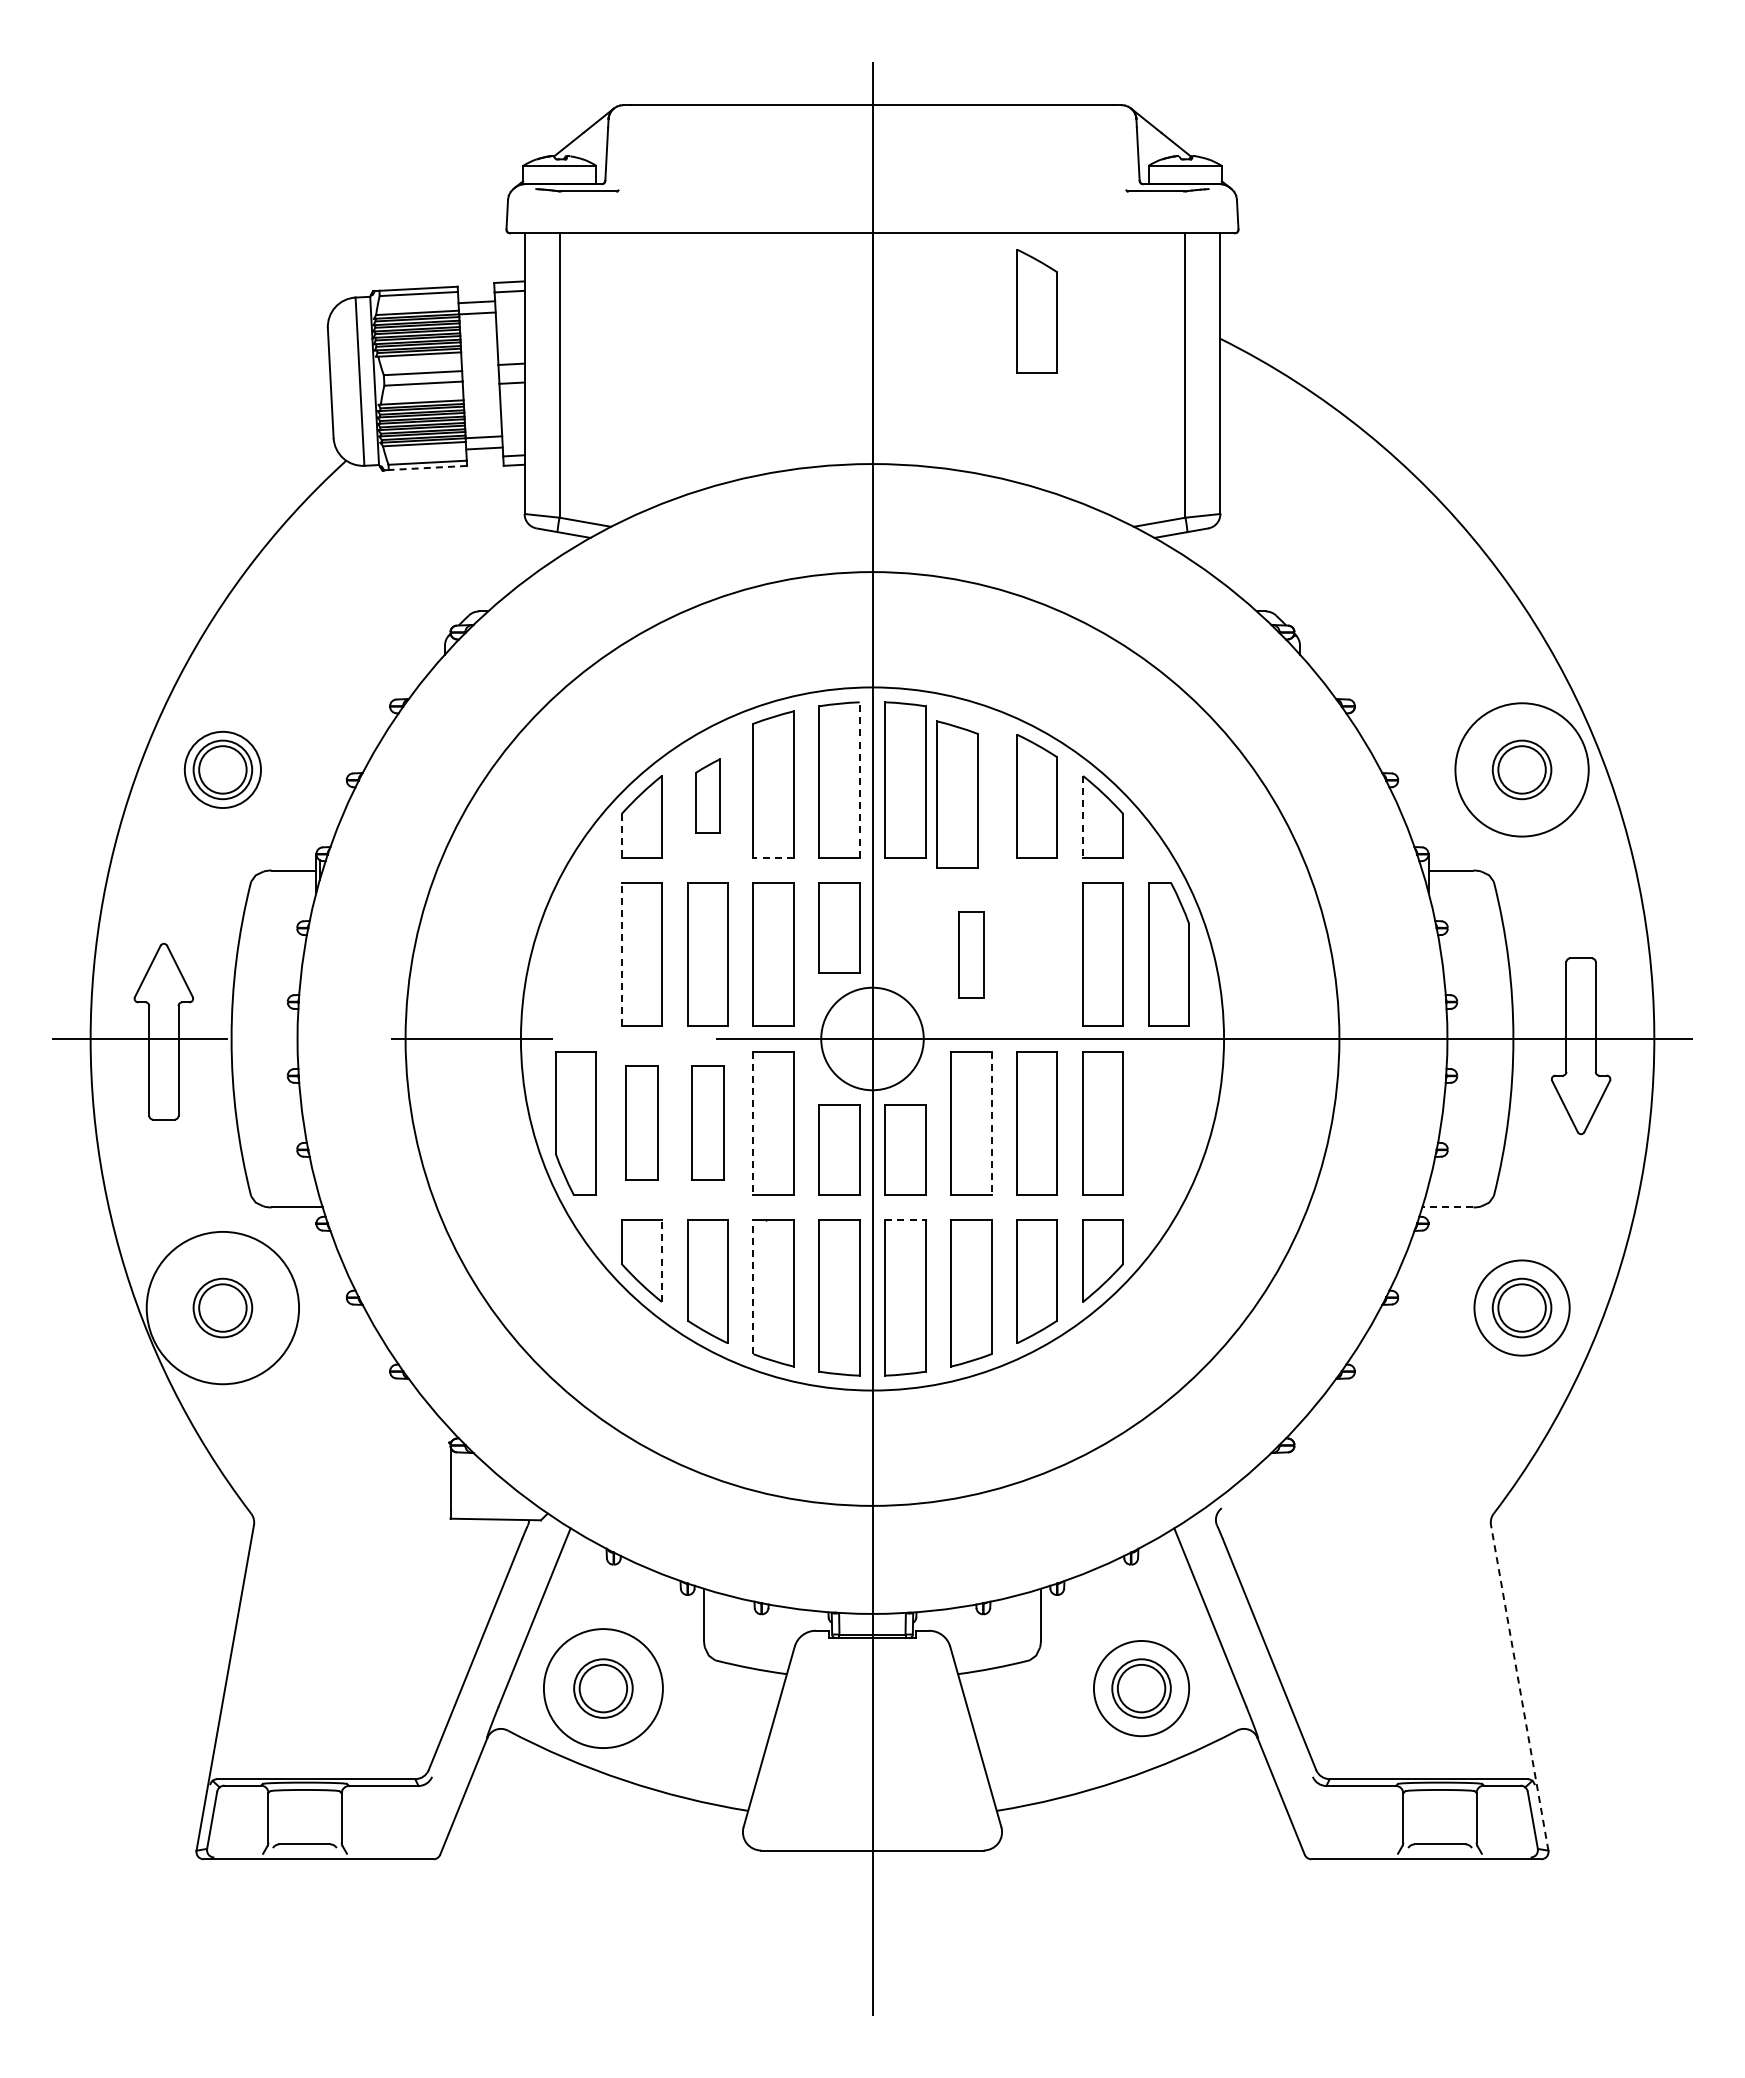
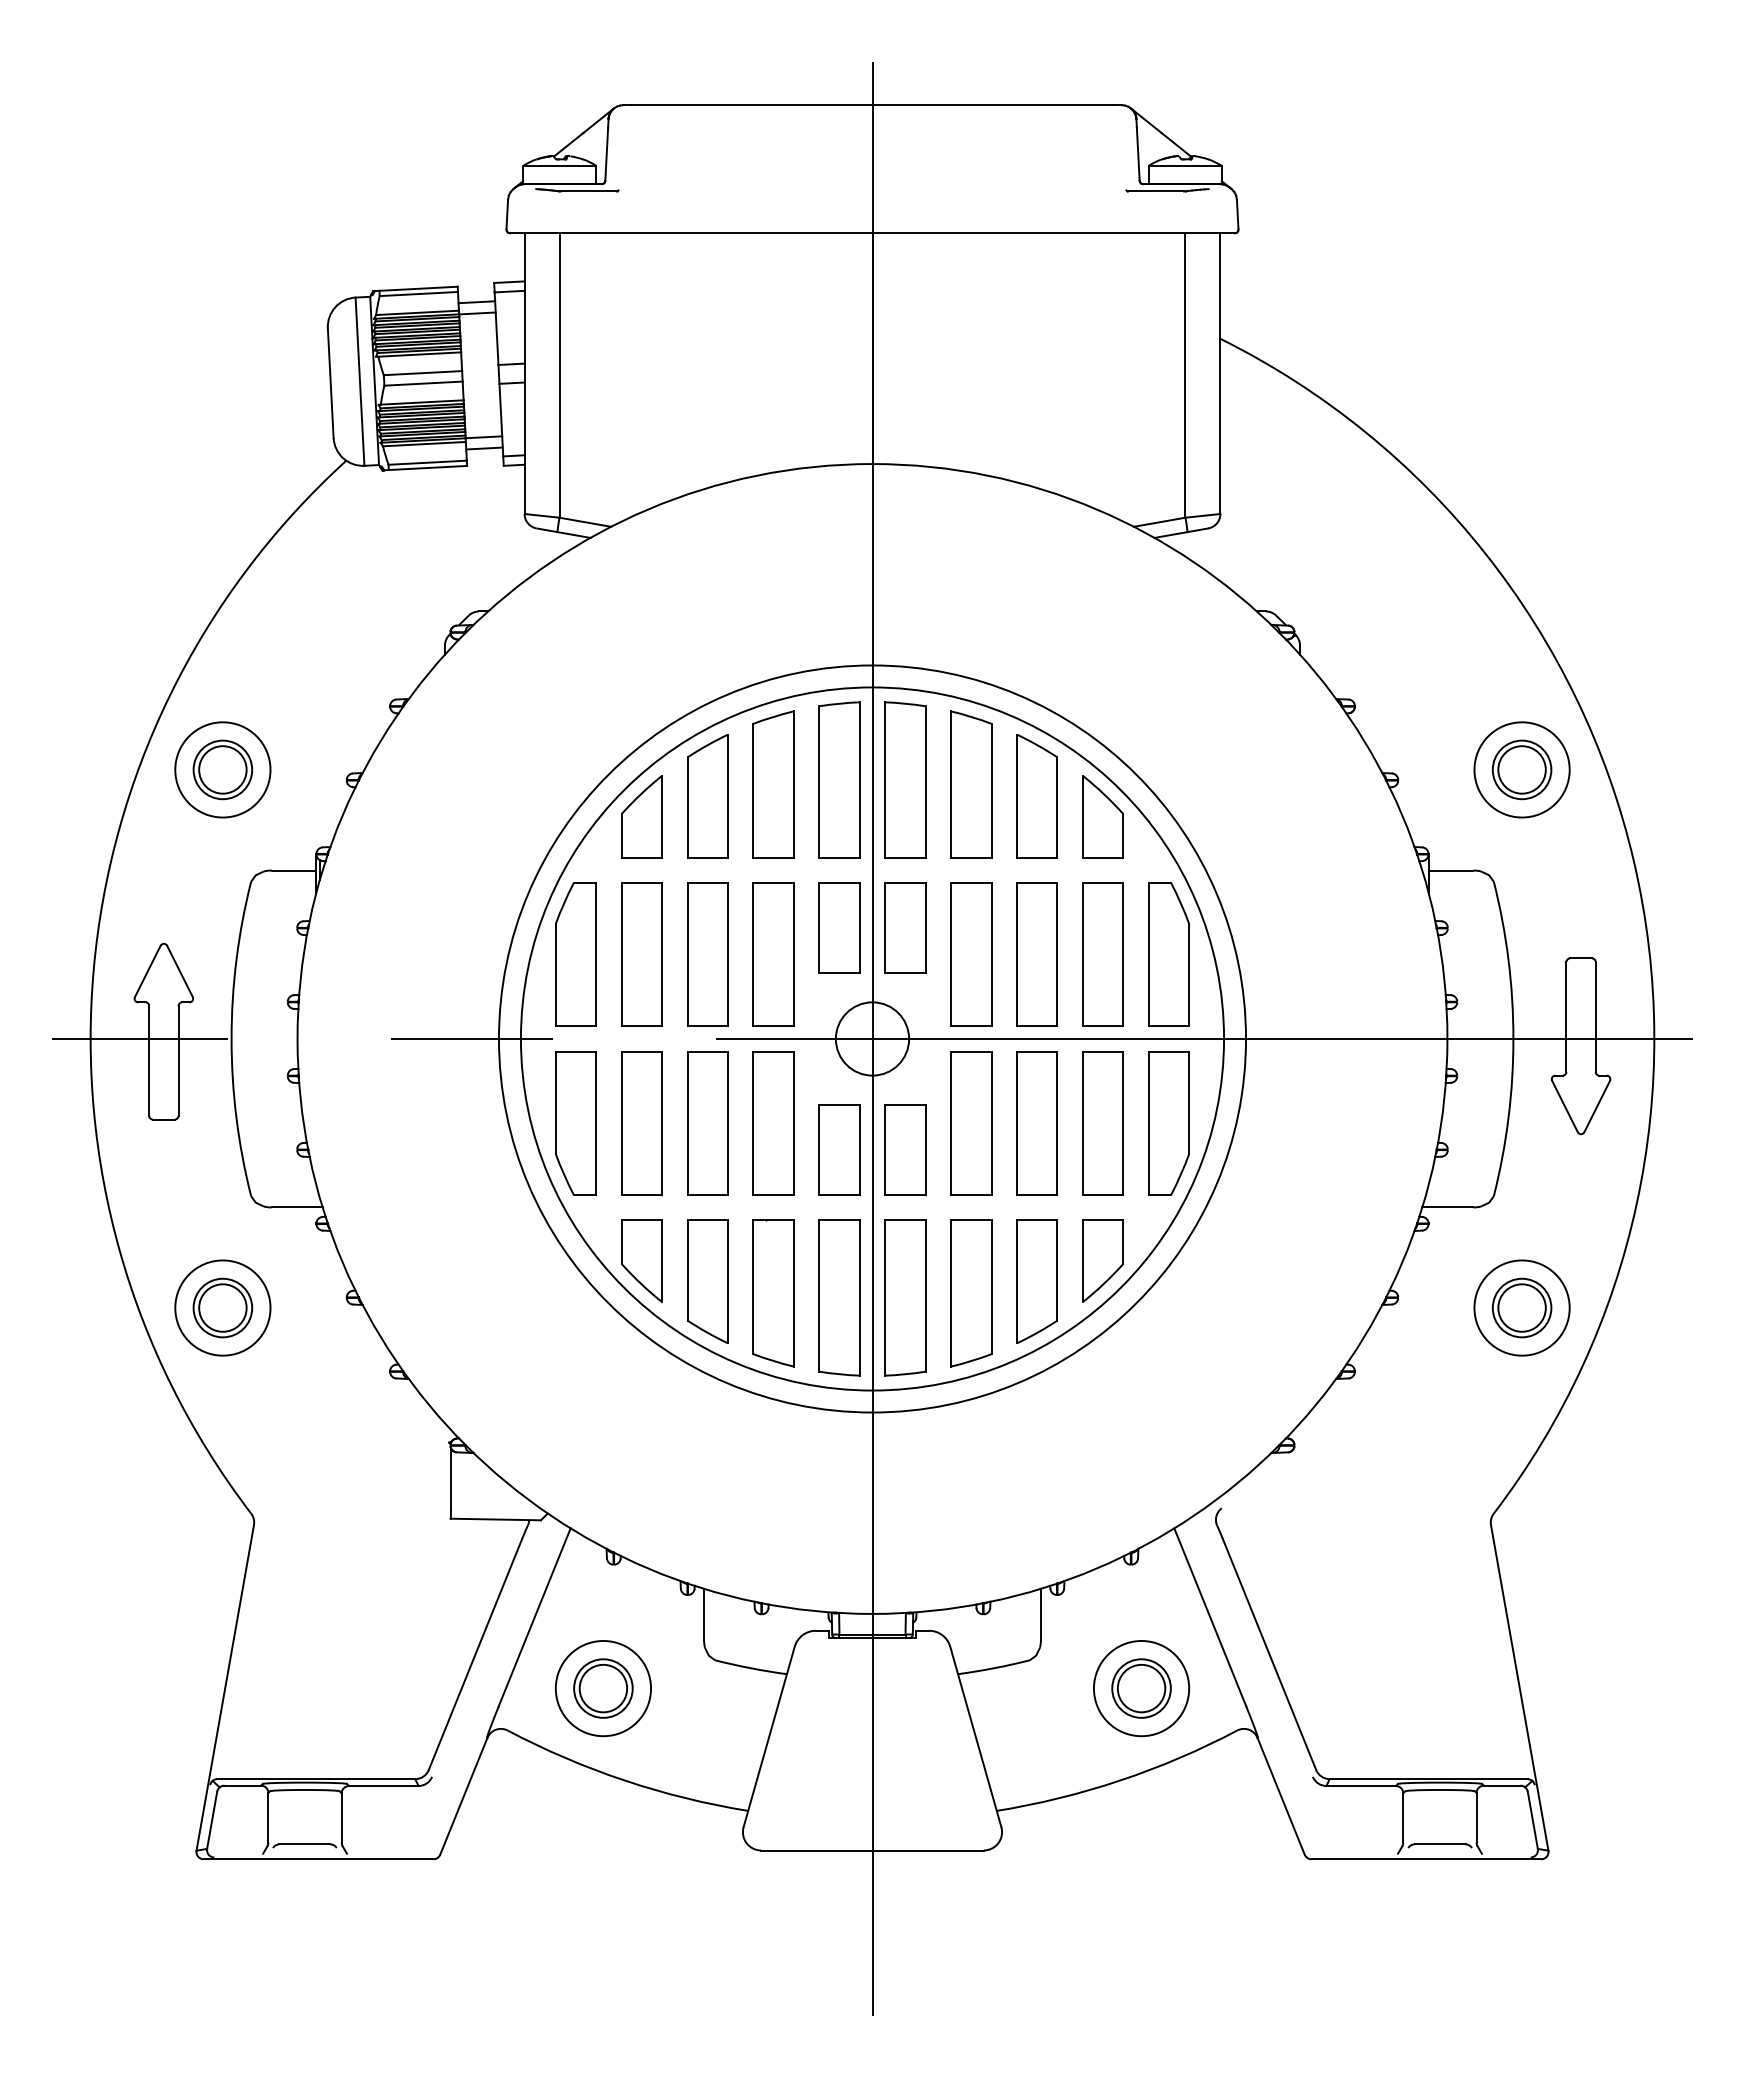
part: present -> none (1036, 311)
line: dashed -> solid (427, 468)
circle diameter: 76 px -> 95 px (222, 769)
circle diameter: 133 px -> 95 px (1521, 769)
line: dashed -> solid (859, 780)
part position: (957, 794) -> (971, 784) (971, 784)
part size: 26x76 px -> 42x125 px (707, 796)
line: dashed -> solid (1083, 816)
line: dashed -> solid (621, 835)
line: dashed -> solid (773, 857)
part: none -> present (905, 927)
part: none -> present (575, 954)
line: dashed -> solid (621, 954)
part size: 27x88 px -> 43x145 px (971, 954)
part: none -> present (1036, 954)
circle diameter: 103 px -> 73 px (872, 1038)
circle diameter: 934 px -> 747 px (872, 1038)
part size: 34x116 px -> 42x145 px (641, 1123)
part size: 34x116 px -> 42x145 px (707, 1123)
line: dashed -> solid (753, 1123)
line: dashed -> solid (991, 1123)
part: none -> present (1168, 1123)
line: dashed -> solid (1447, 1207)
line: dashed -> solid (905, 1220)
line: dashed -> solid (661, 1261)
line: dashed -> solid (753, 1287)
circle diameter: 152 px -> 95 px (222, 1307)
line: dashed -> solid (1519, 1687)
circle diameter: 119 px -> 95 px (603, 1688)
